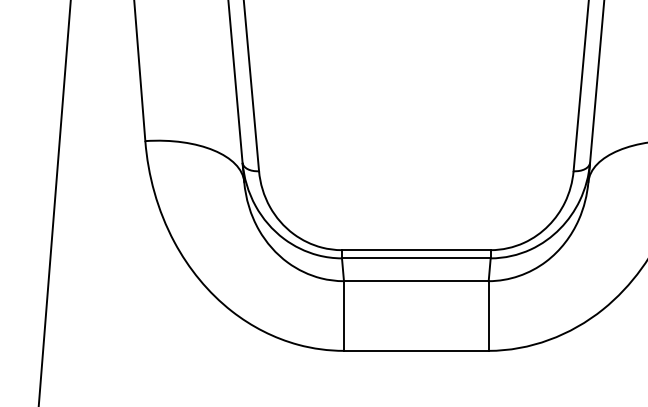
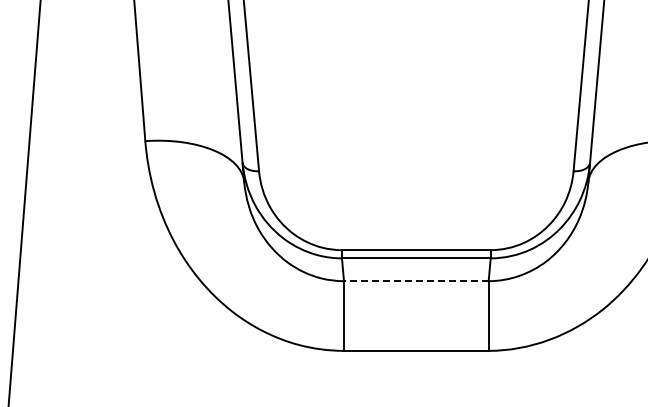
line position: (54, 202) -> (24, 202) (24, 202)
line: solid -> dashed (415, 281)
